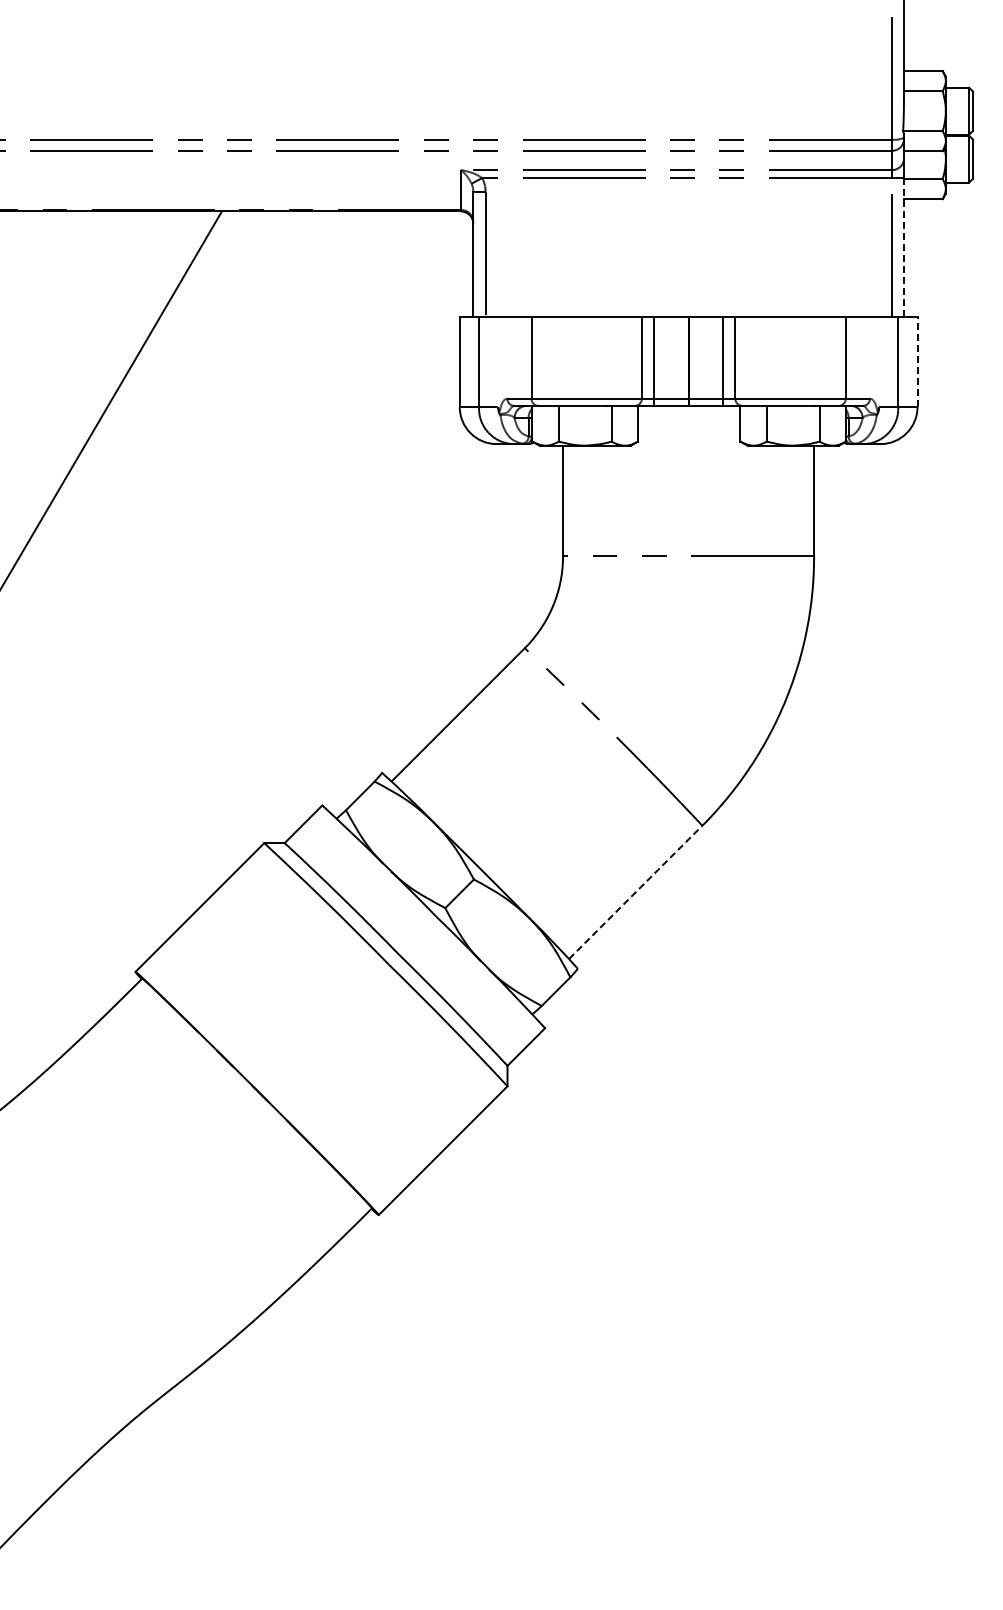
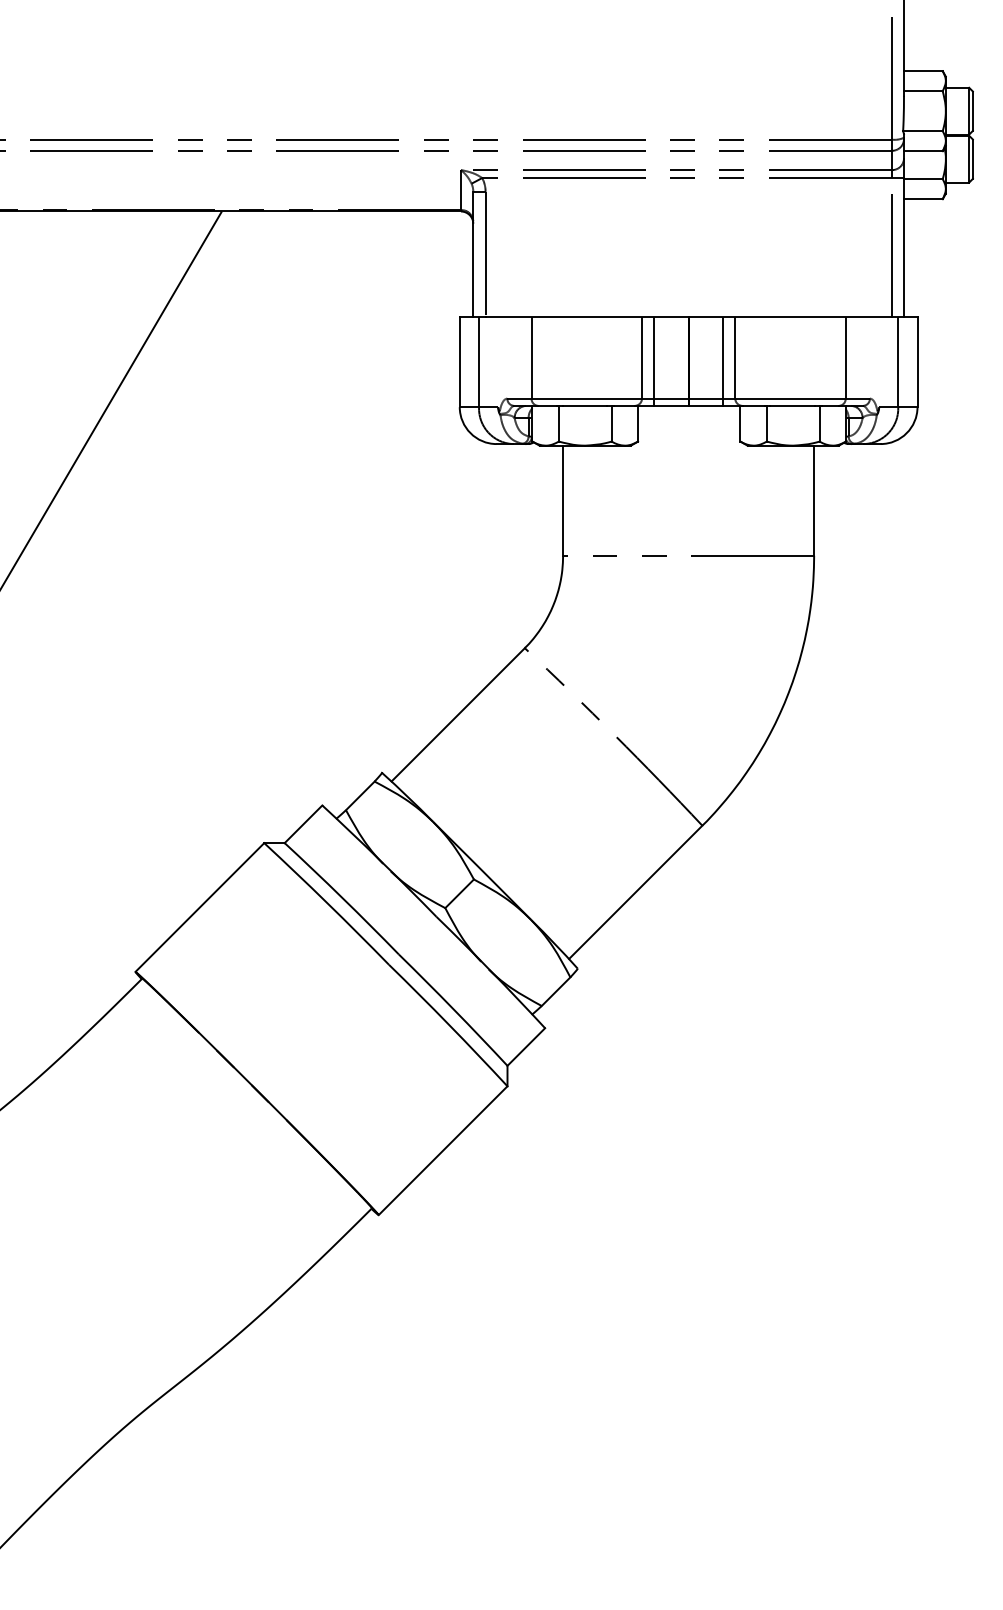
line: dashed -> solid (903, 247)
line: dashed -> solid (917, 362)
line: dashed -> solid (636, 891)
